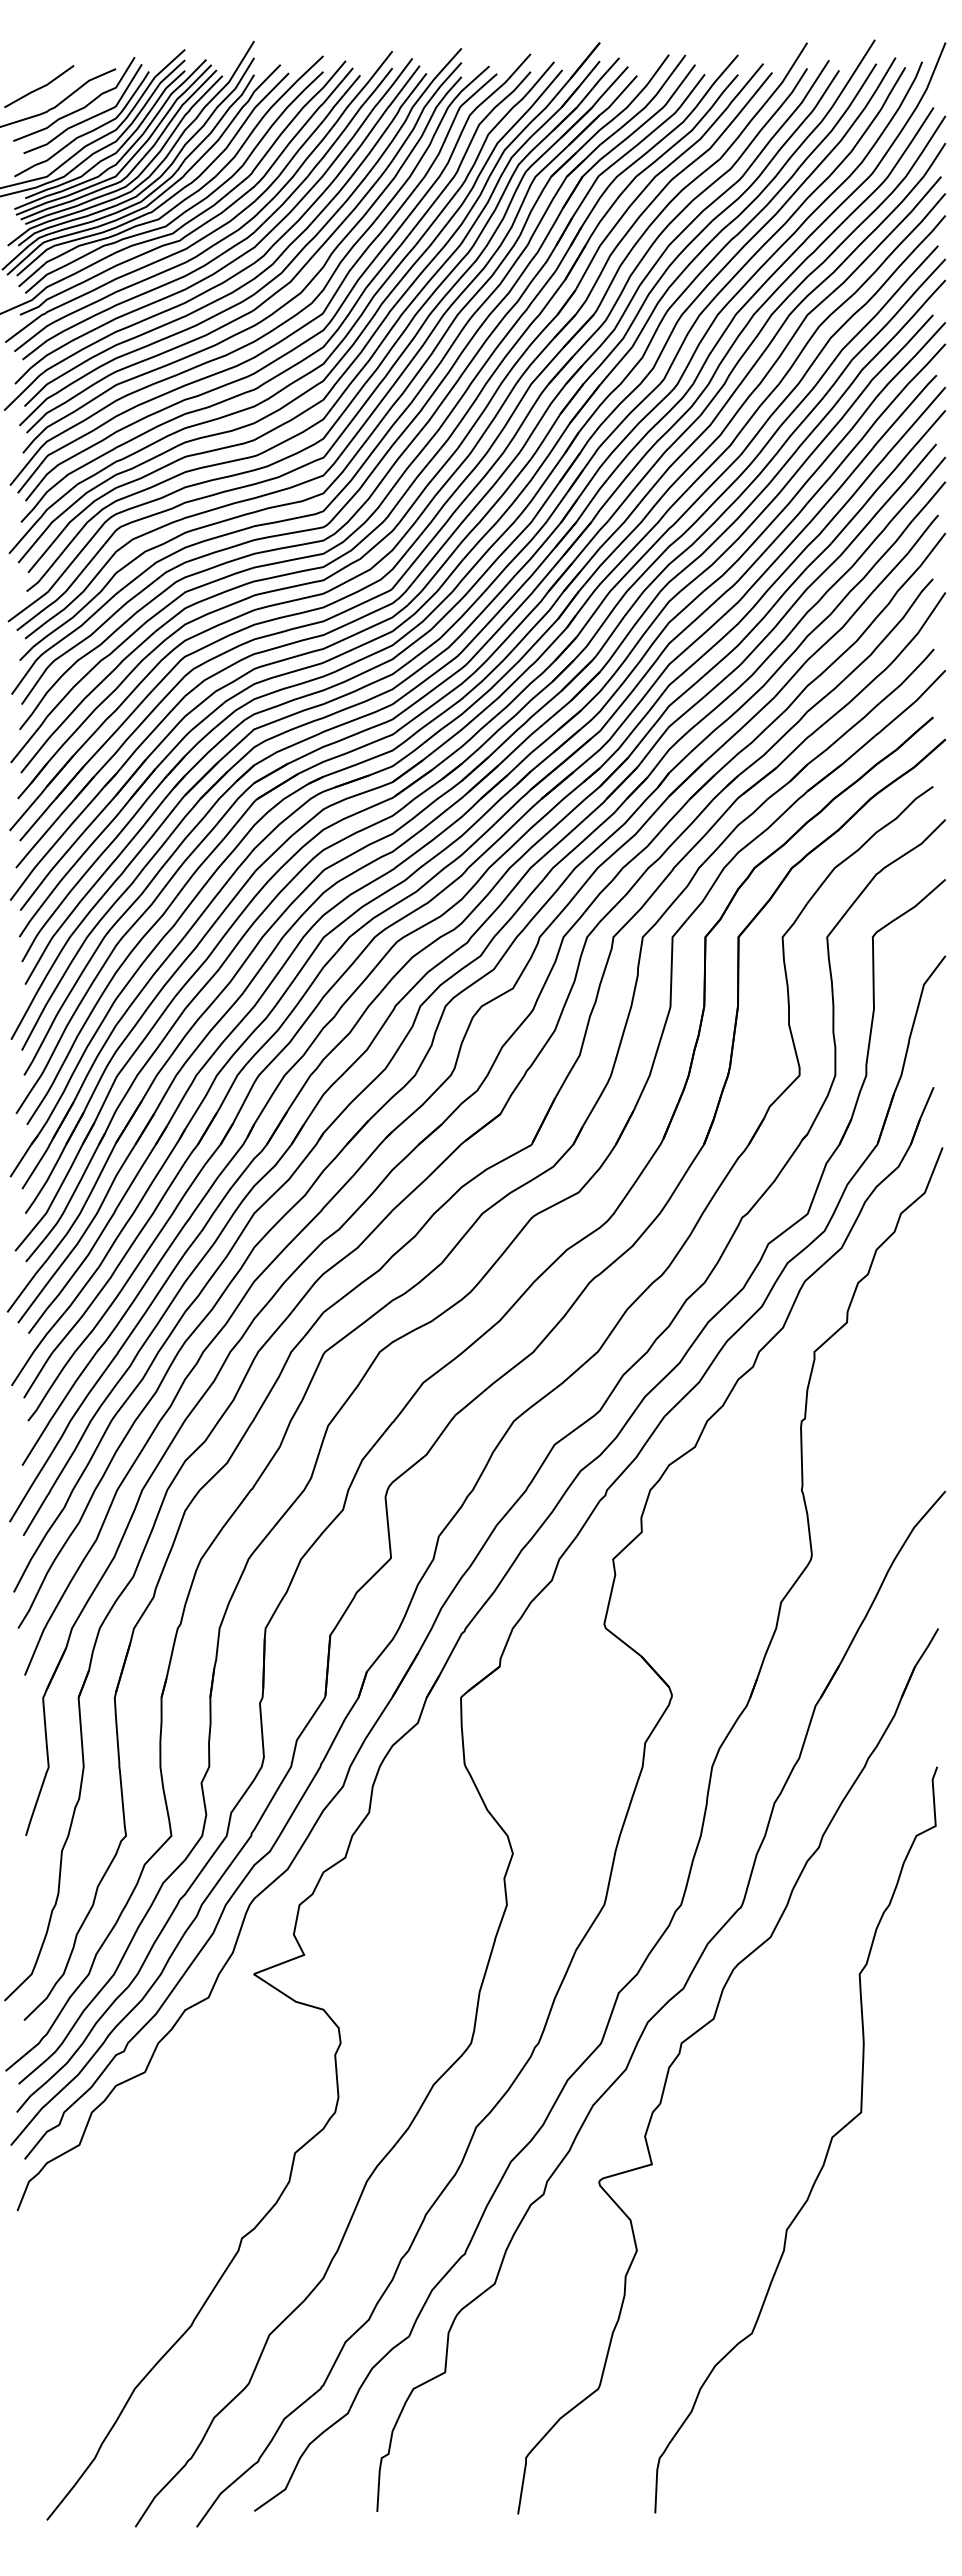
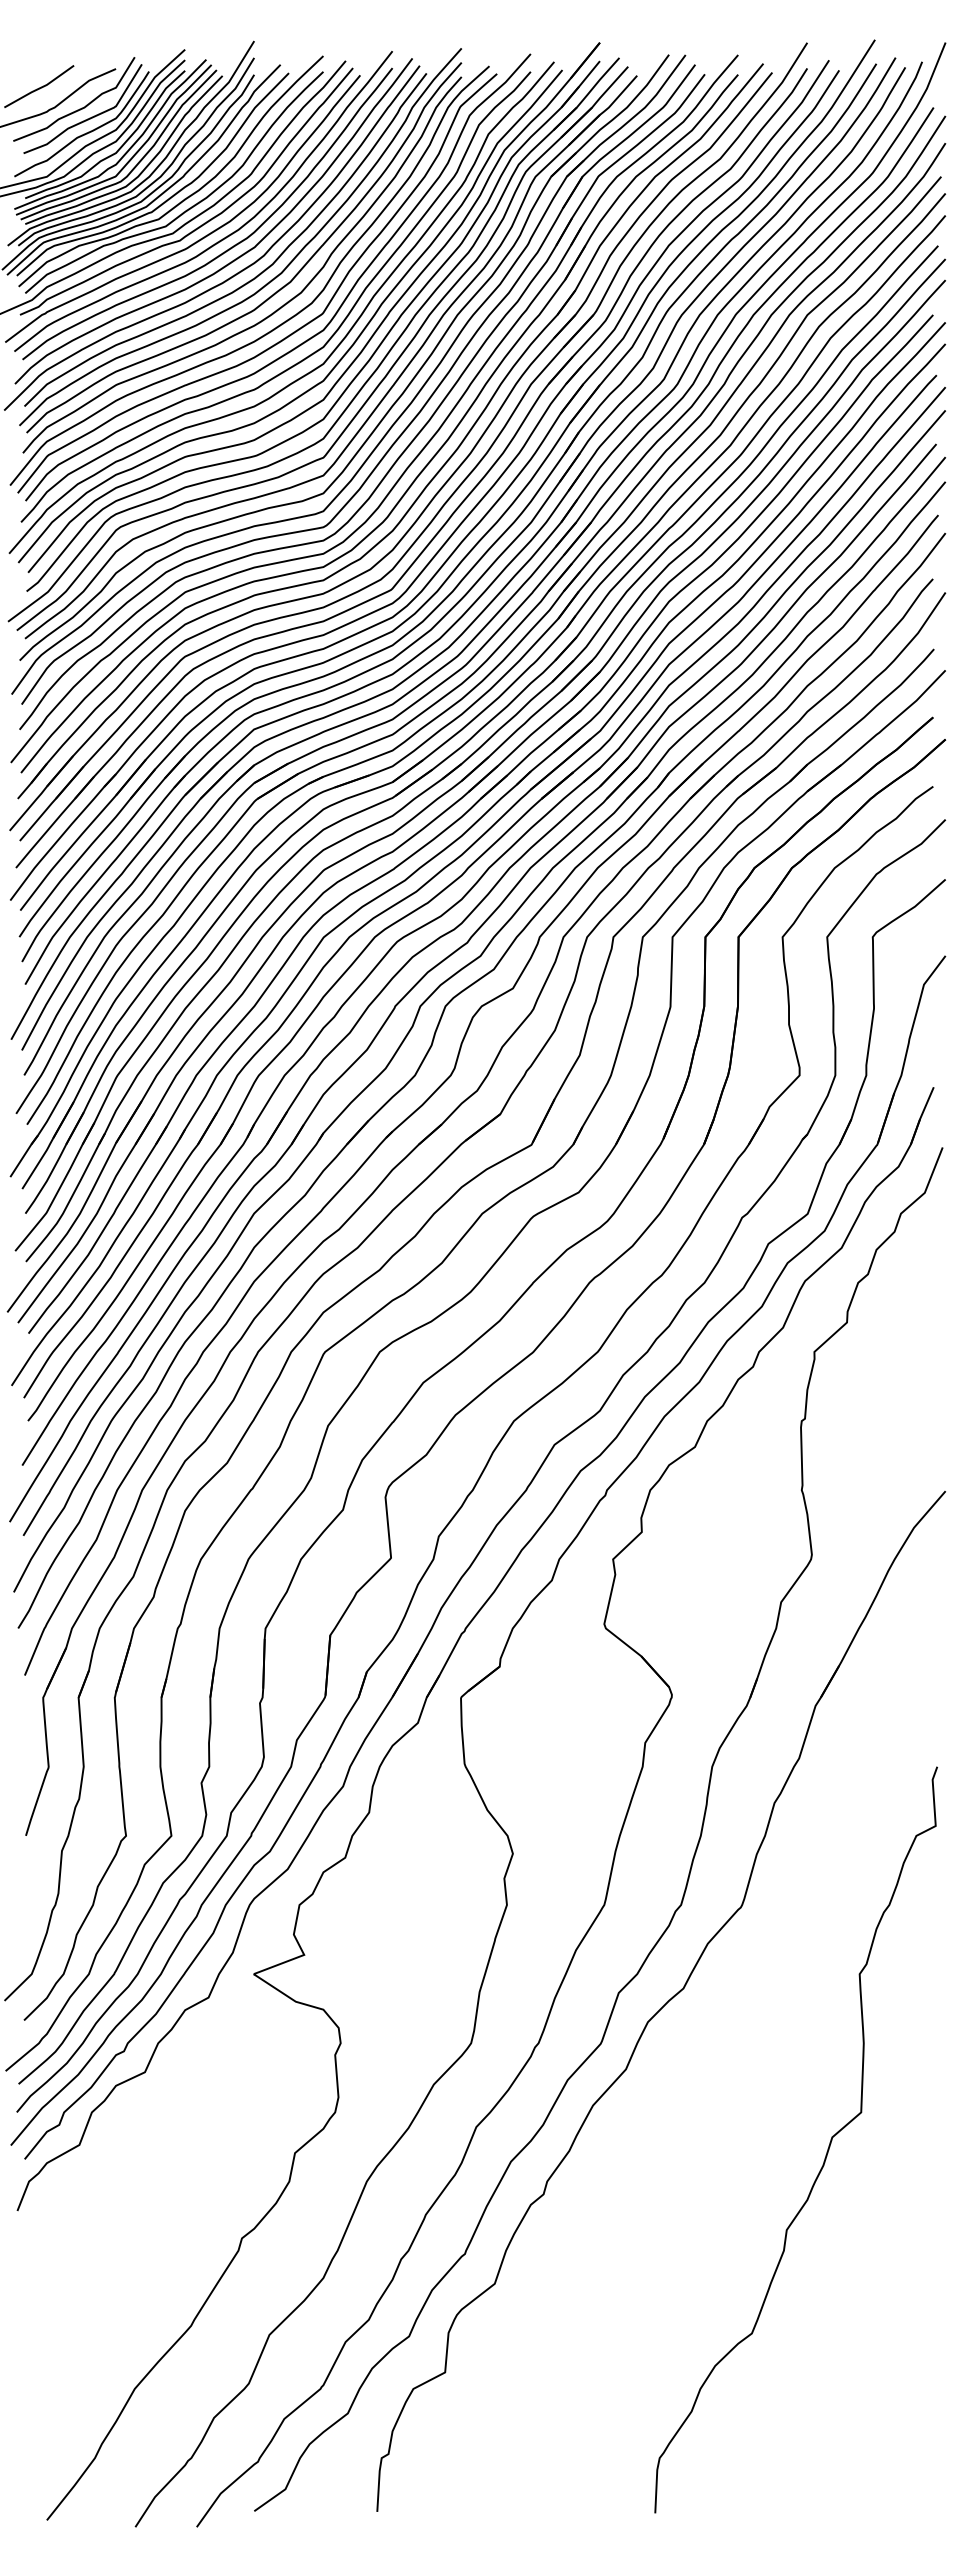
part: present -> none (696, 2033)
